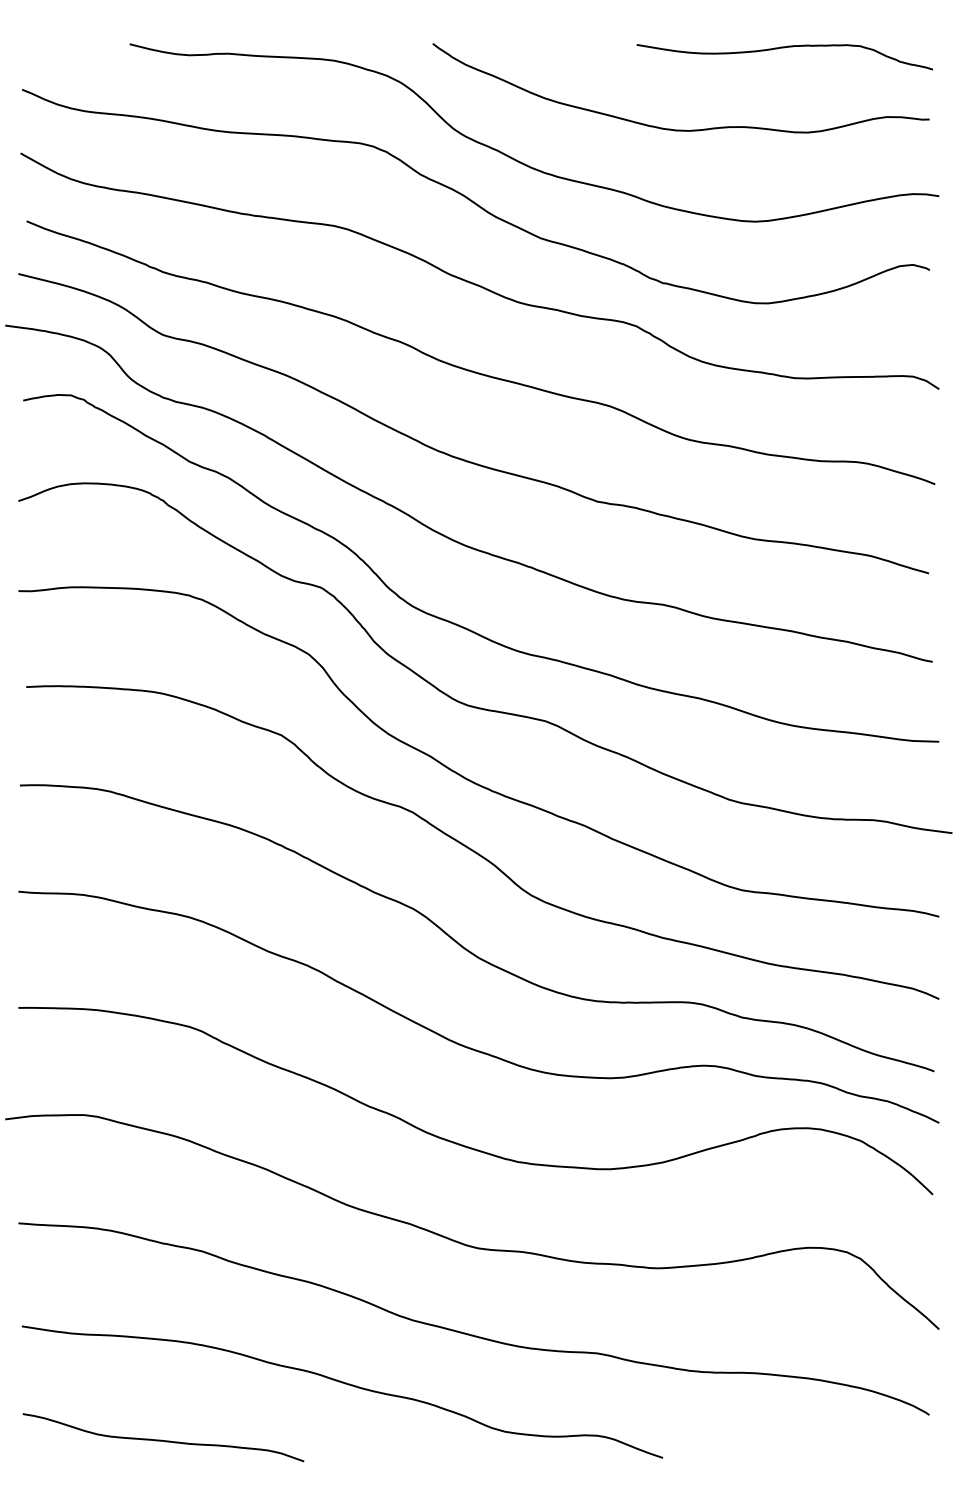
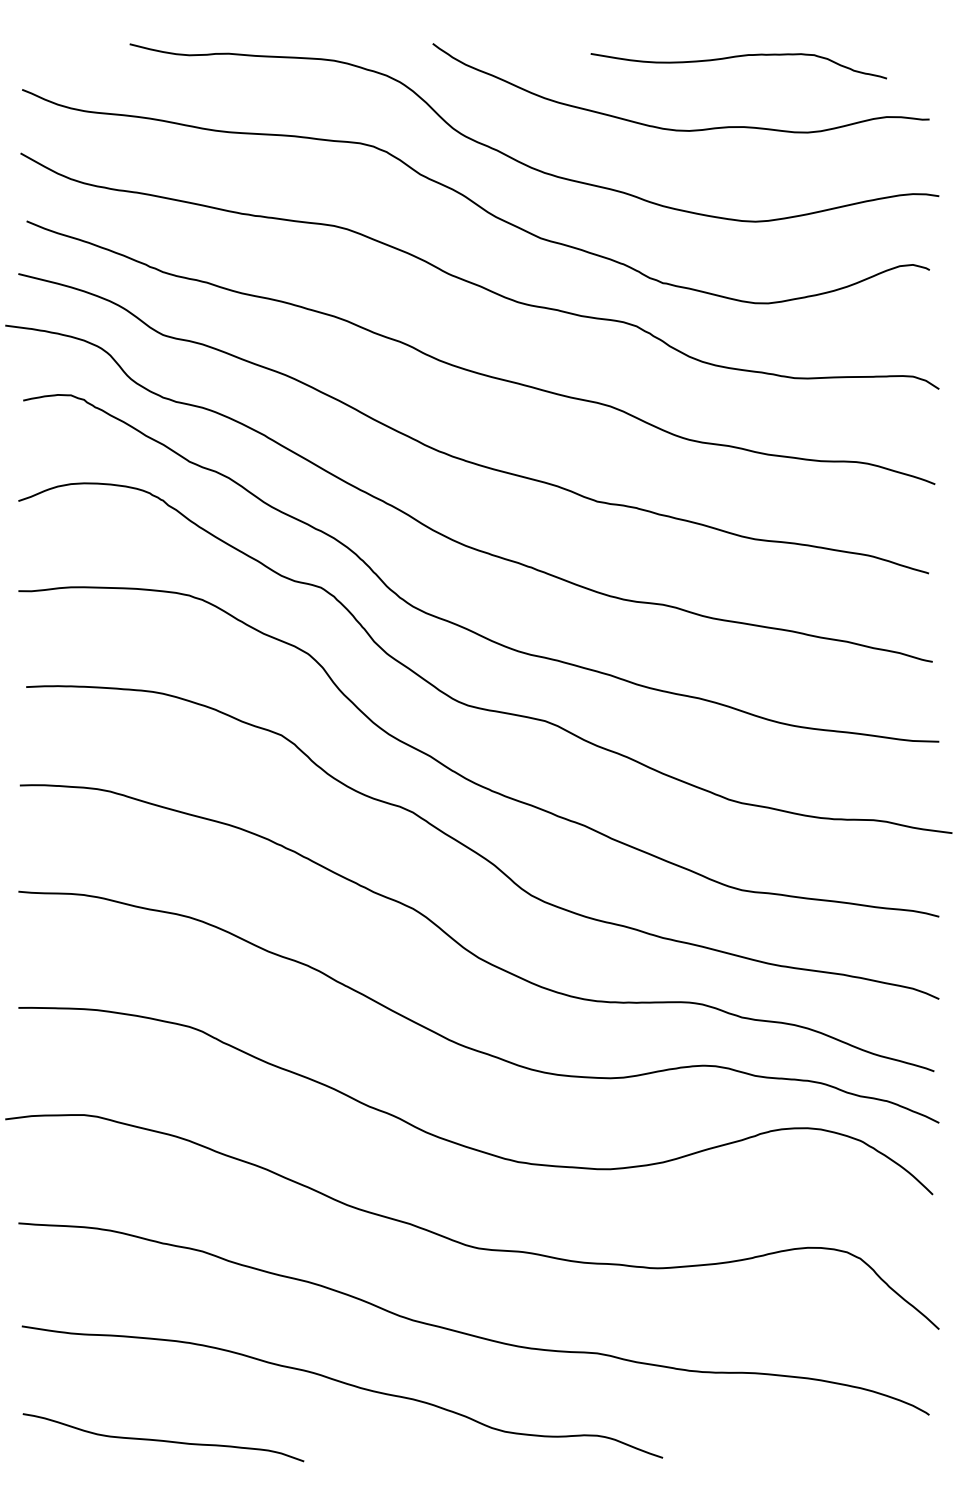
curve position: (784, 48) -> (738, 57) (738, 57)
